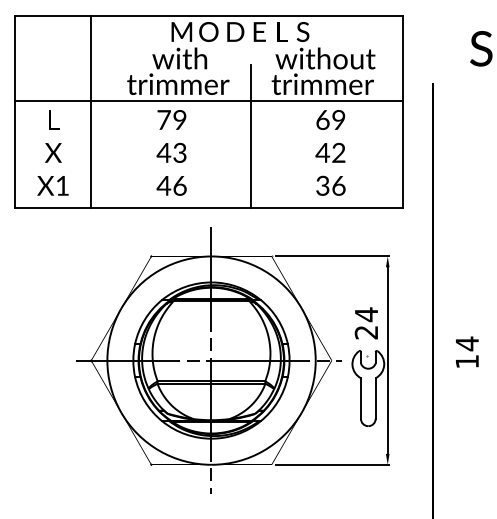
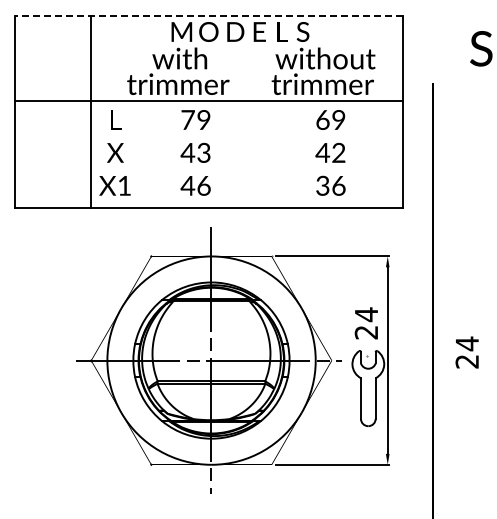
line: solid -> dashed (208, 15)
line: present -> none (250, 136)
text position: (52, 152) -> (114, 152) (114, 152)
text position: (171, 152) -> (195, 152) (195, 152)
text: 14 -> 24 (466, 361)
